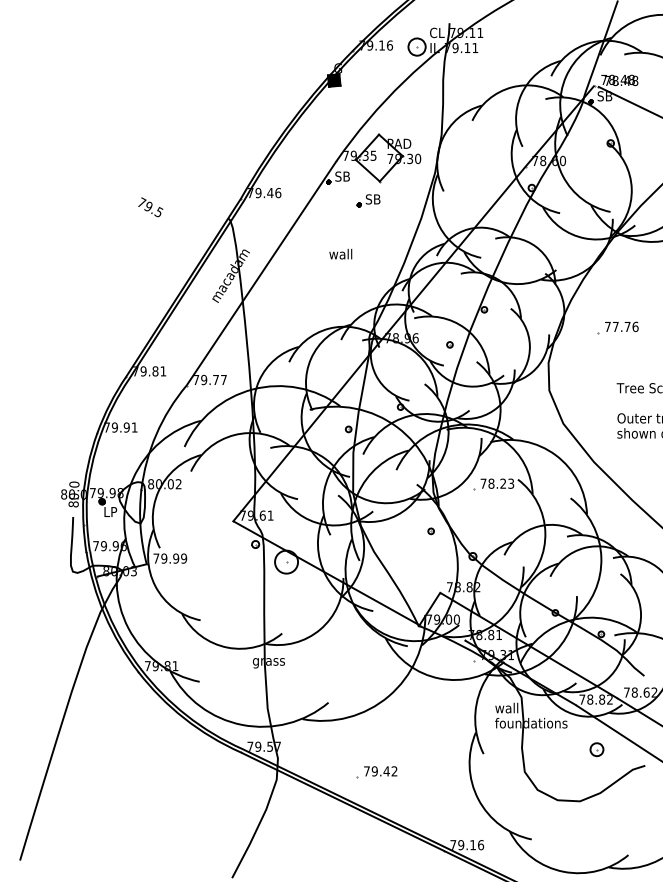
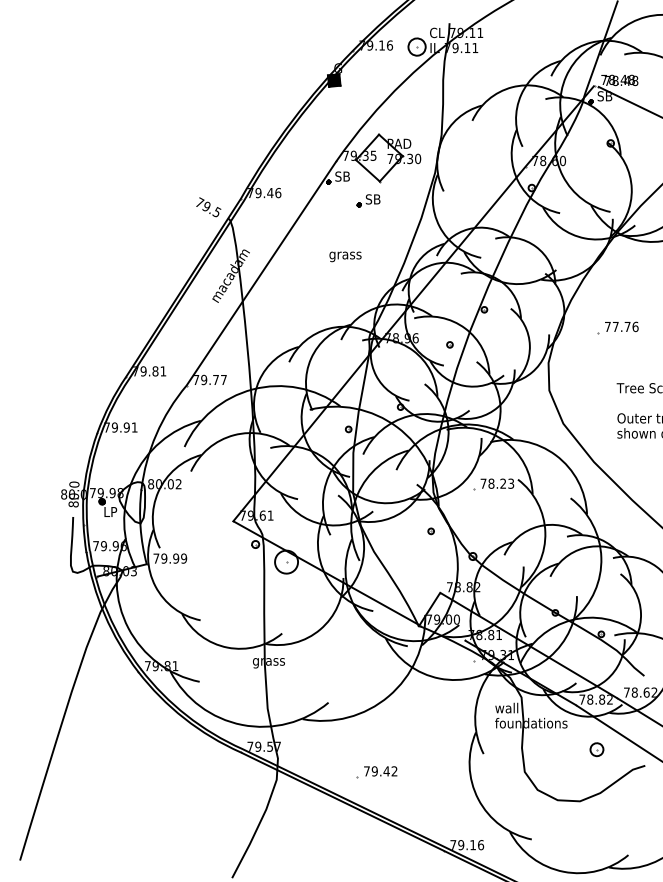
text position: (150, 207) -> (208, 207) (208, 207)
text: wall -> grass (345, 255)
